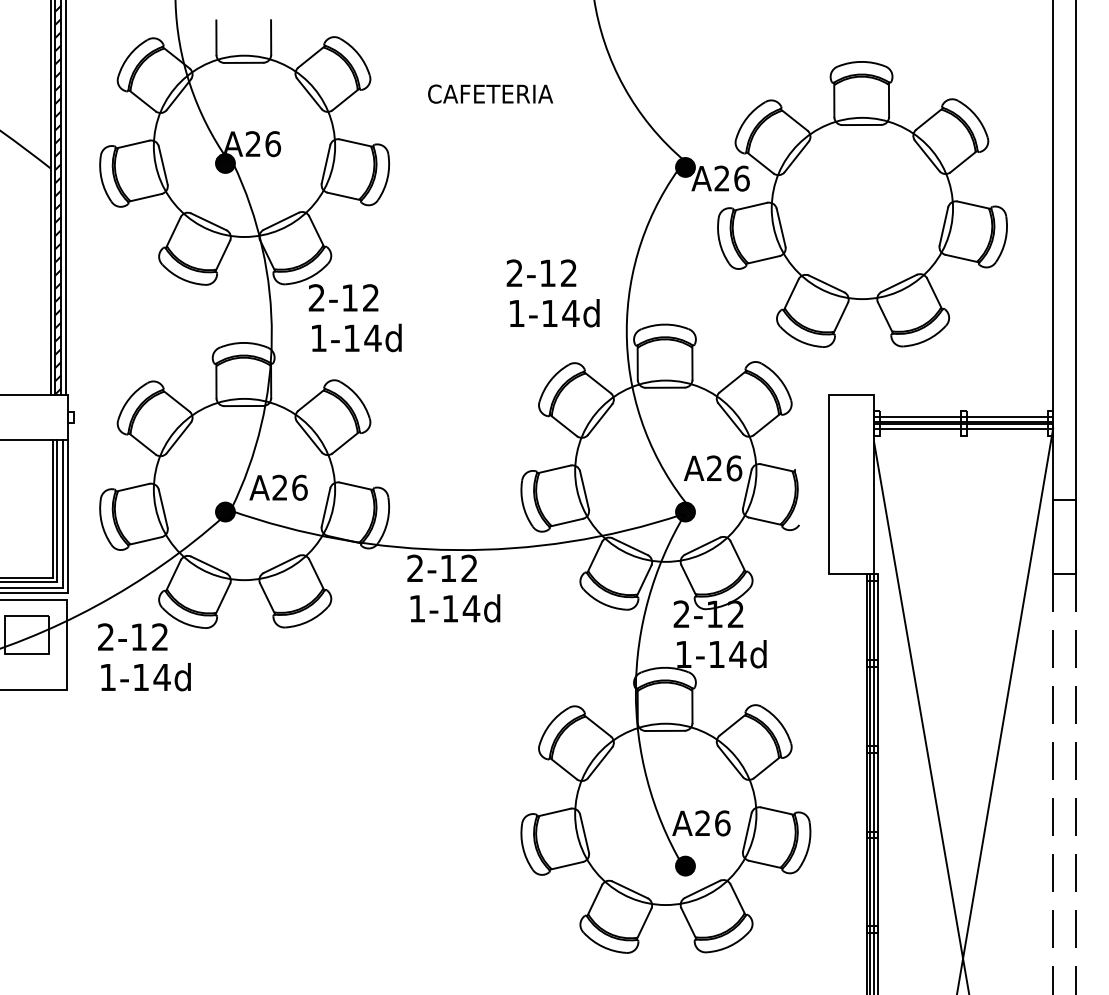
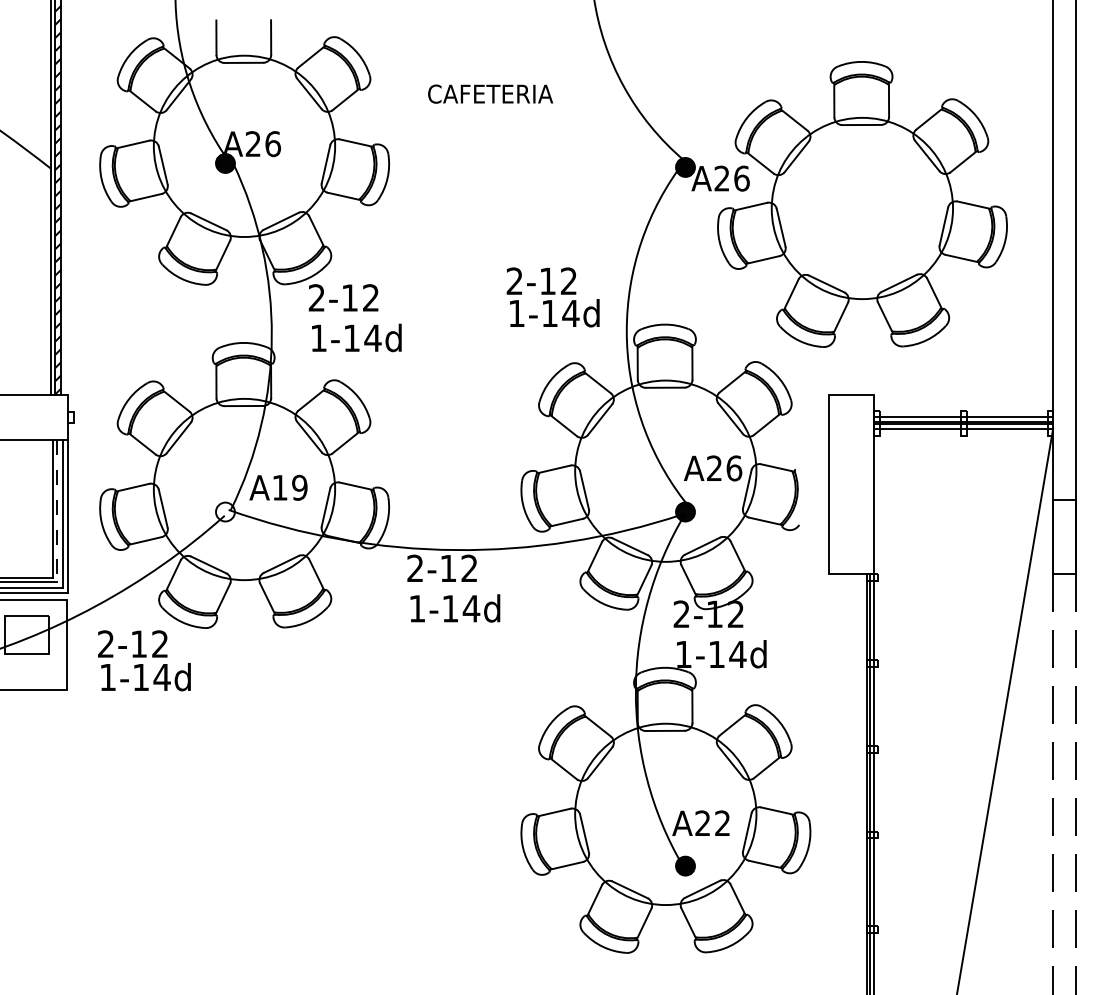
line: present -> none (65, 198)
text position: (541, 272) -> (541, 280) (541, 280)
text: A26 -> A19 (289, 487)
line: solid -> dashed (57, 511)
hatch: present -> none (225, 511)
text position: (132, 636) -> (132, 643) (132, 643)
line: present -> none (921, 716)
line: present -> none (877, 782)
text: A26 -> A22 (722, 823)
